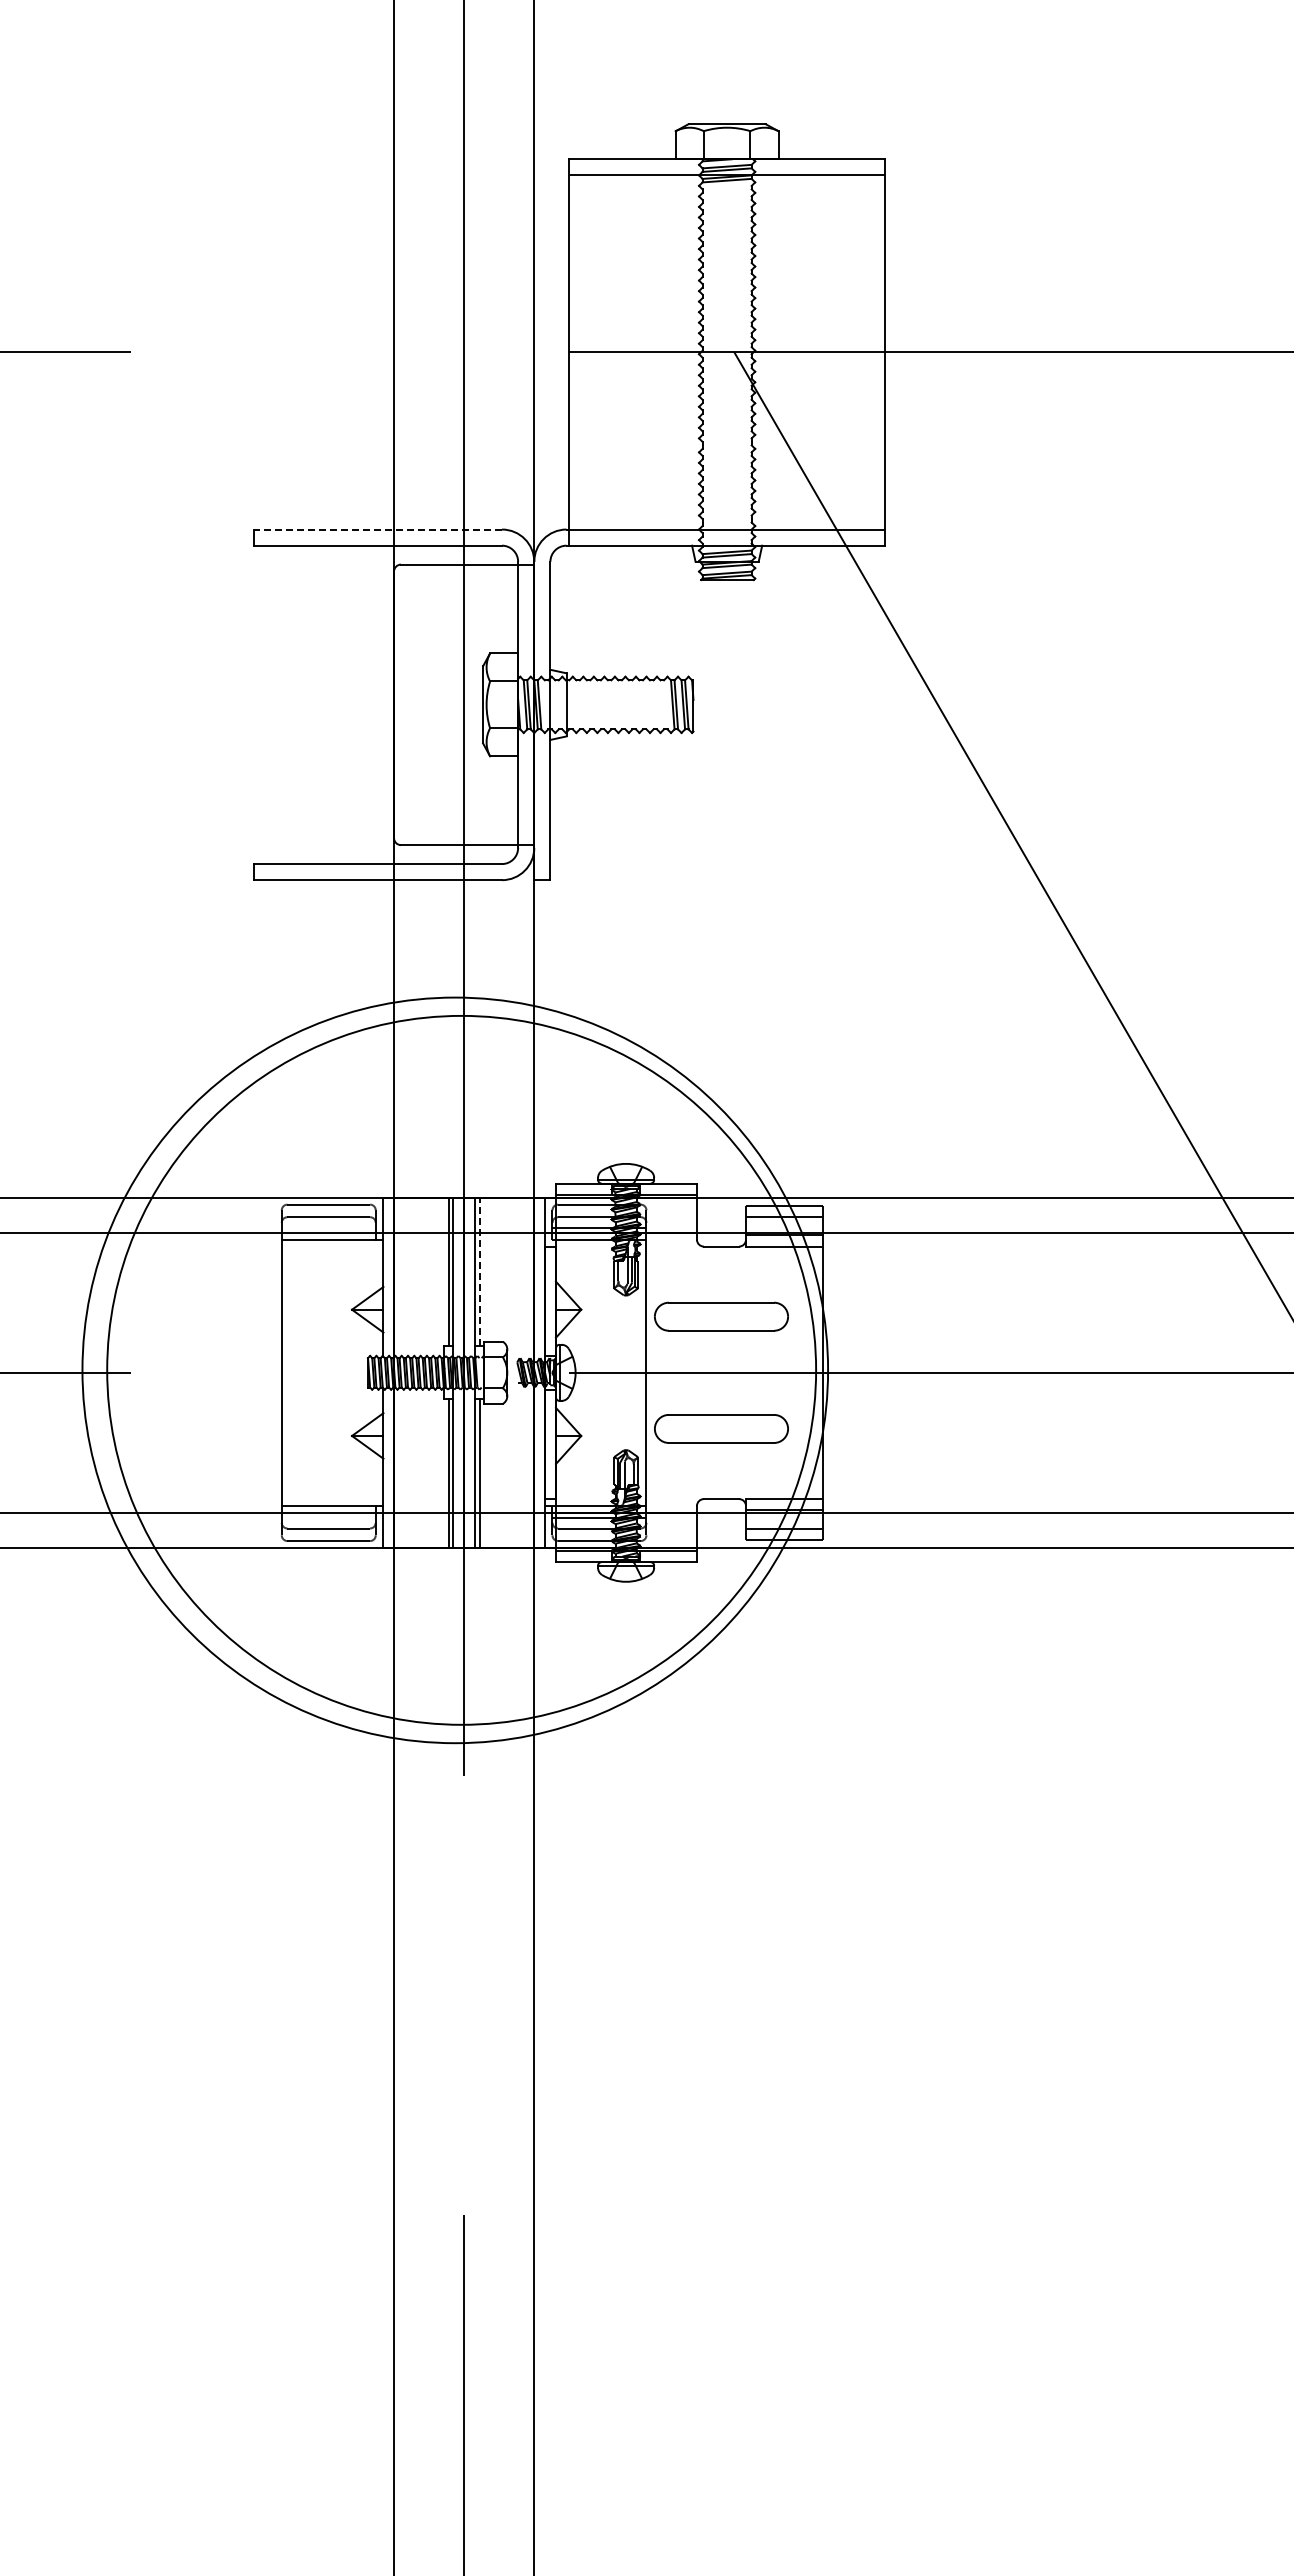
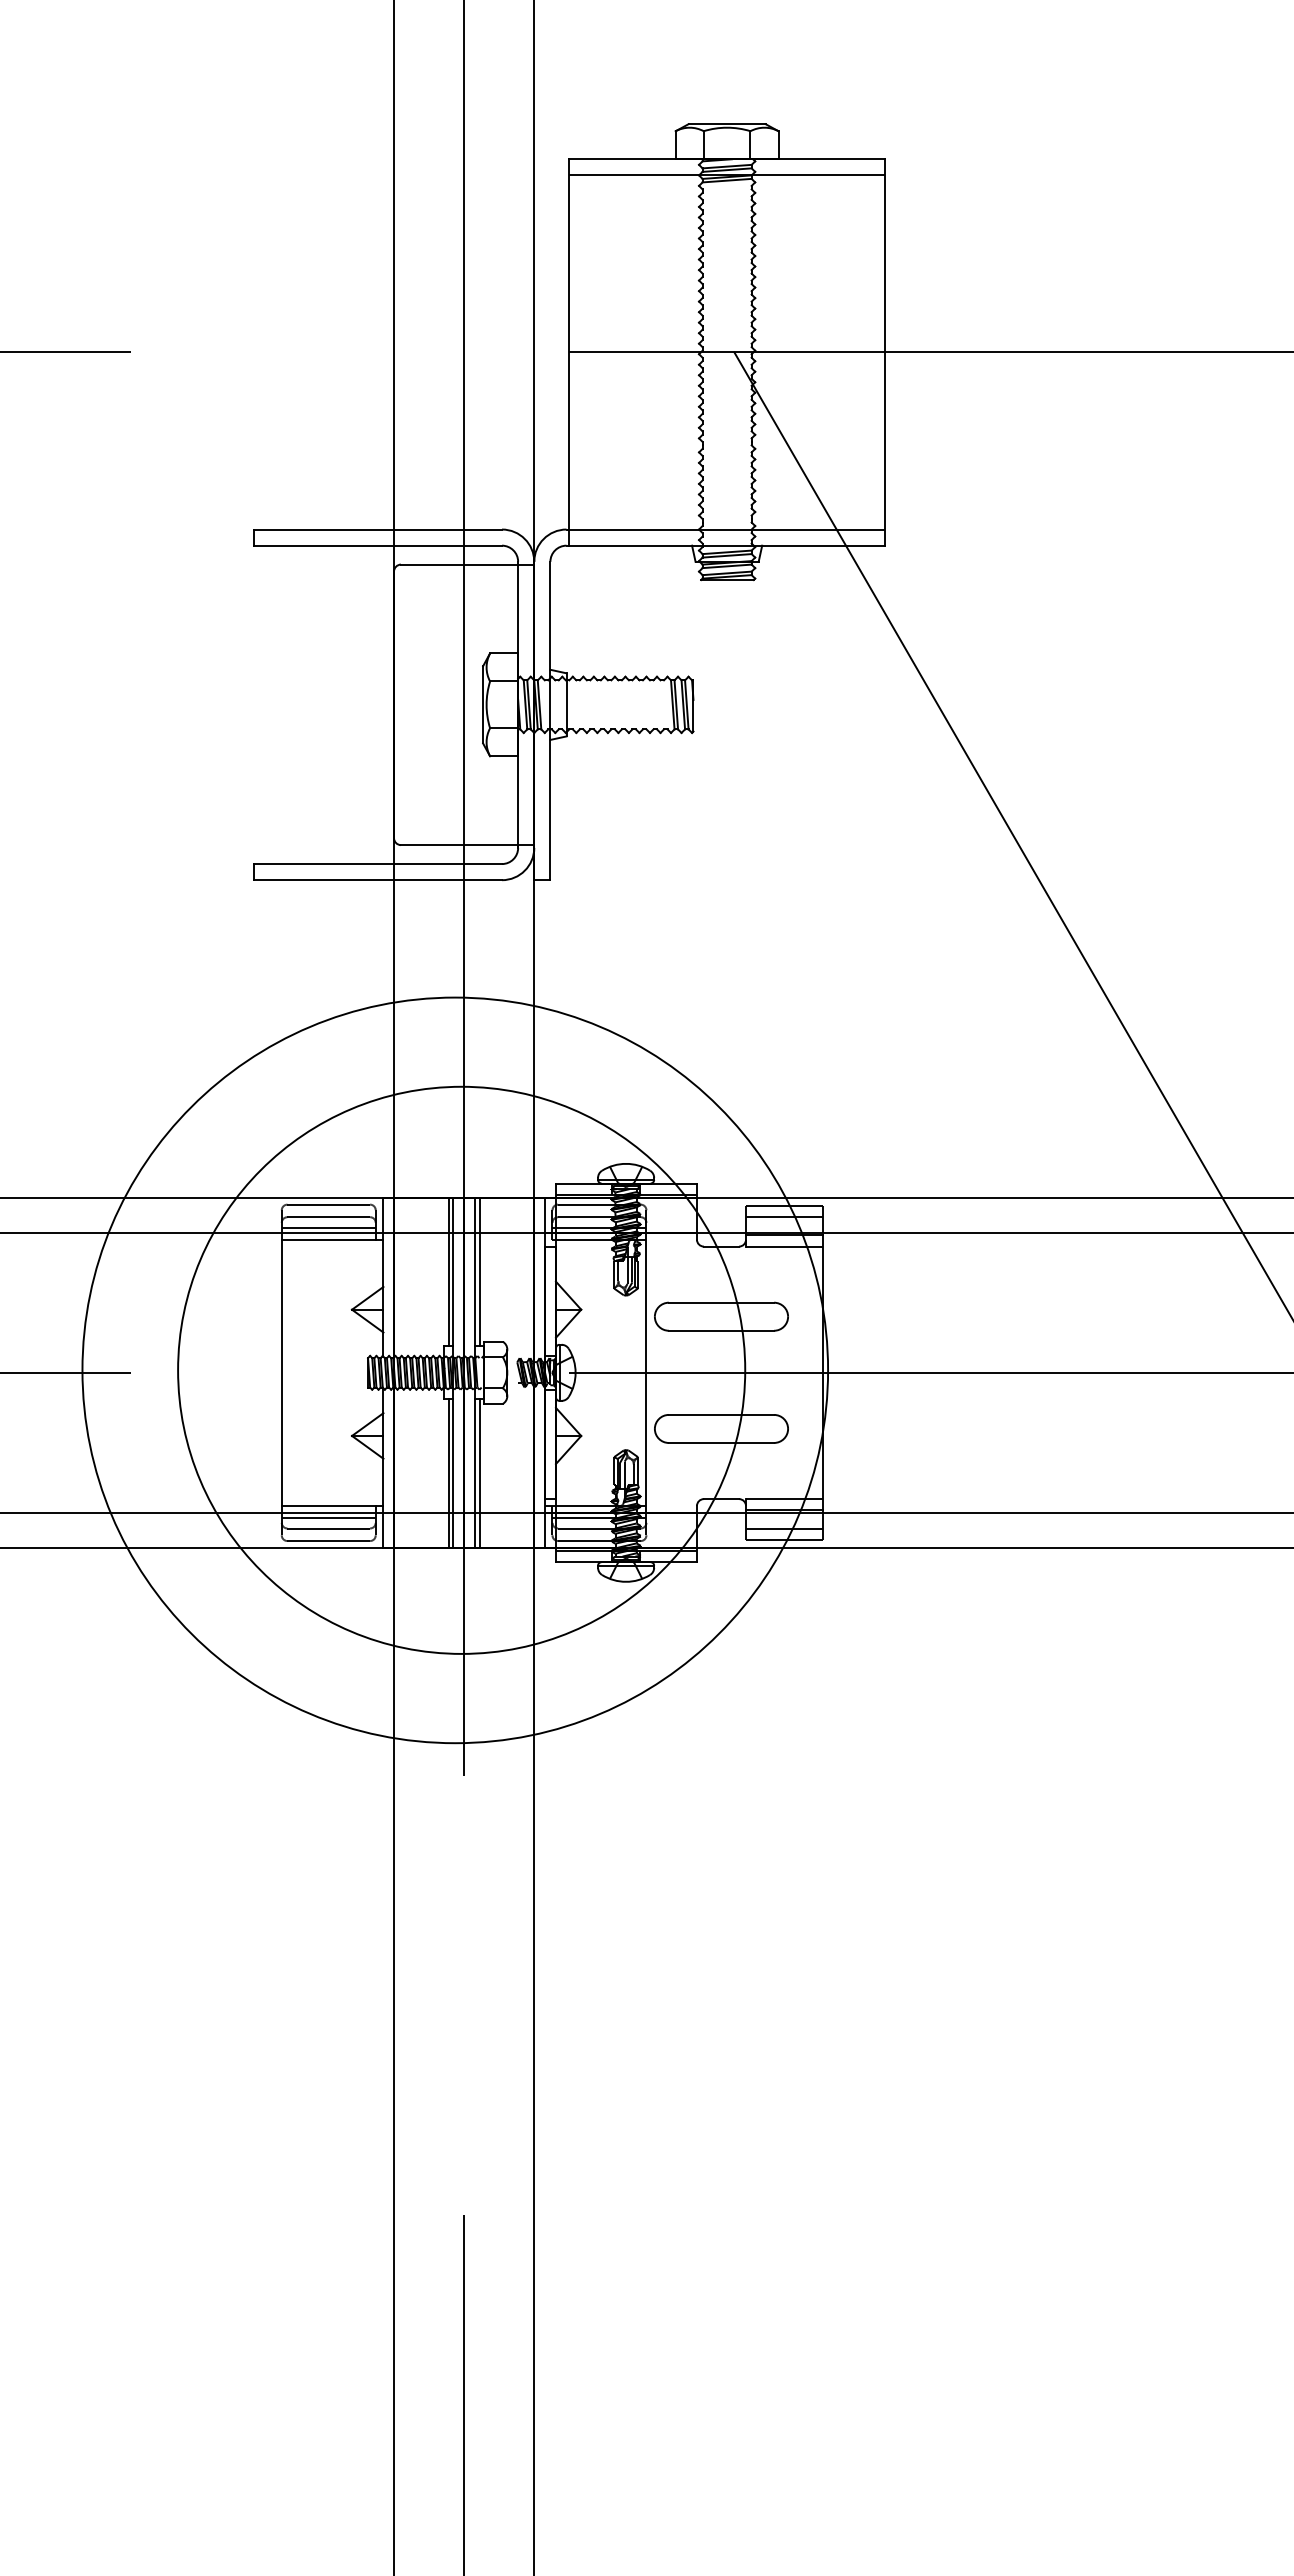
line: dashed -> solid (377, 529)
line: none -> present (328, 1228)
line: dashed -> solid (479, 1271)
circle diameter: 709 px -> 567 px (461, 1369)
line: none -> present (328, 1517)
